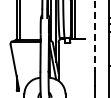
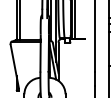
line: dashed -> solid (95, 36)
